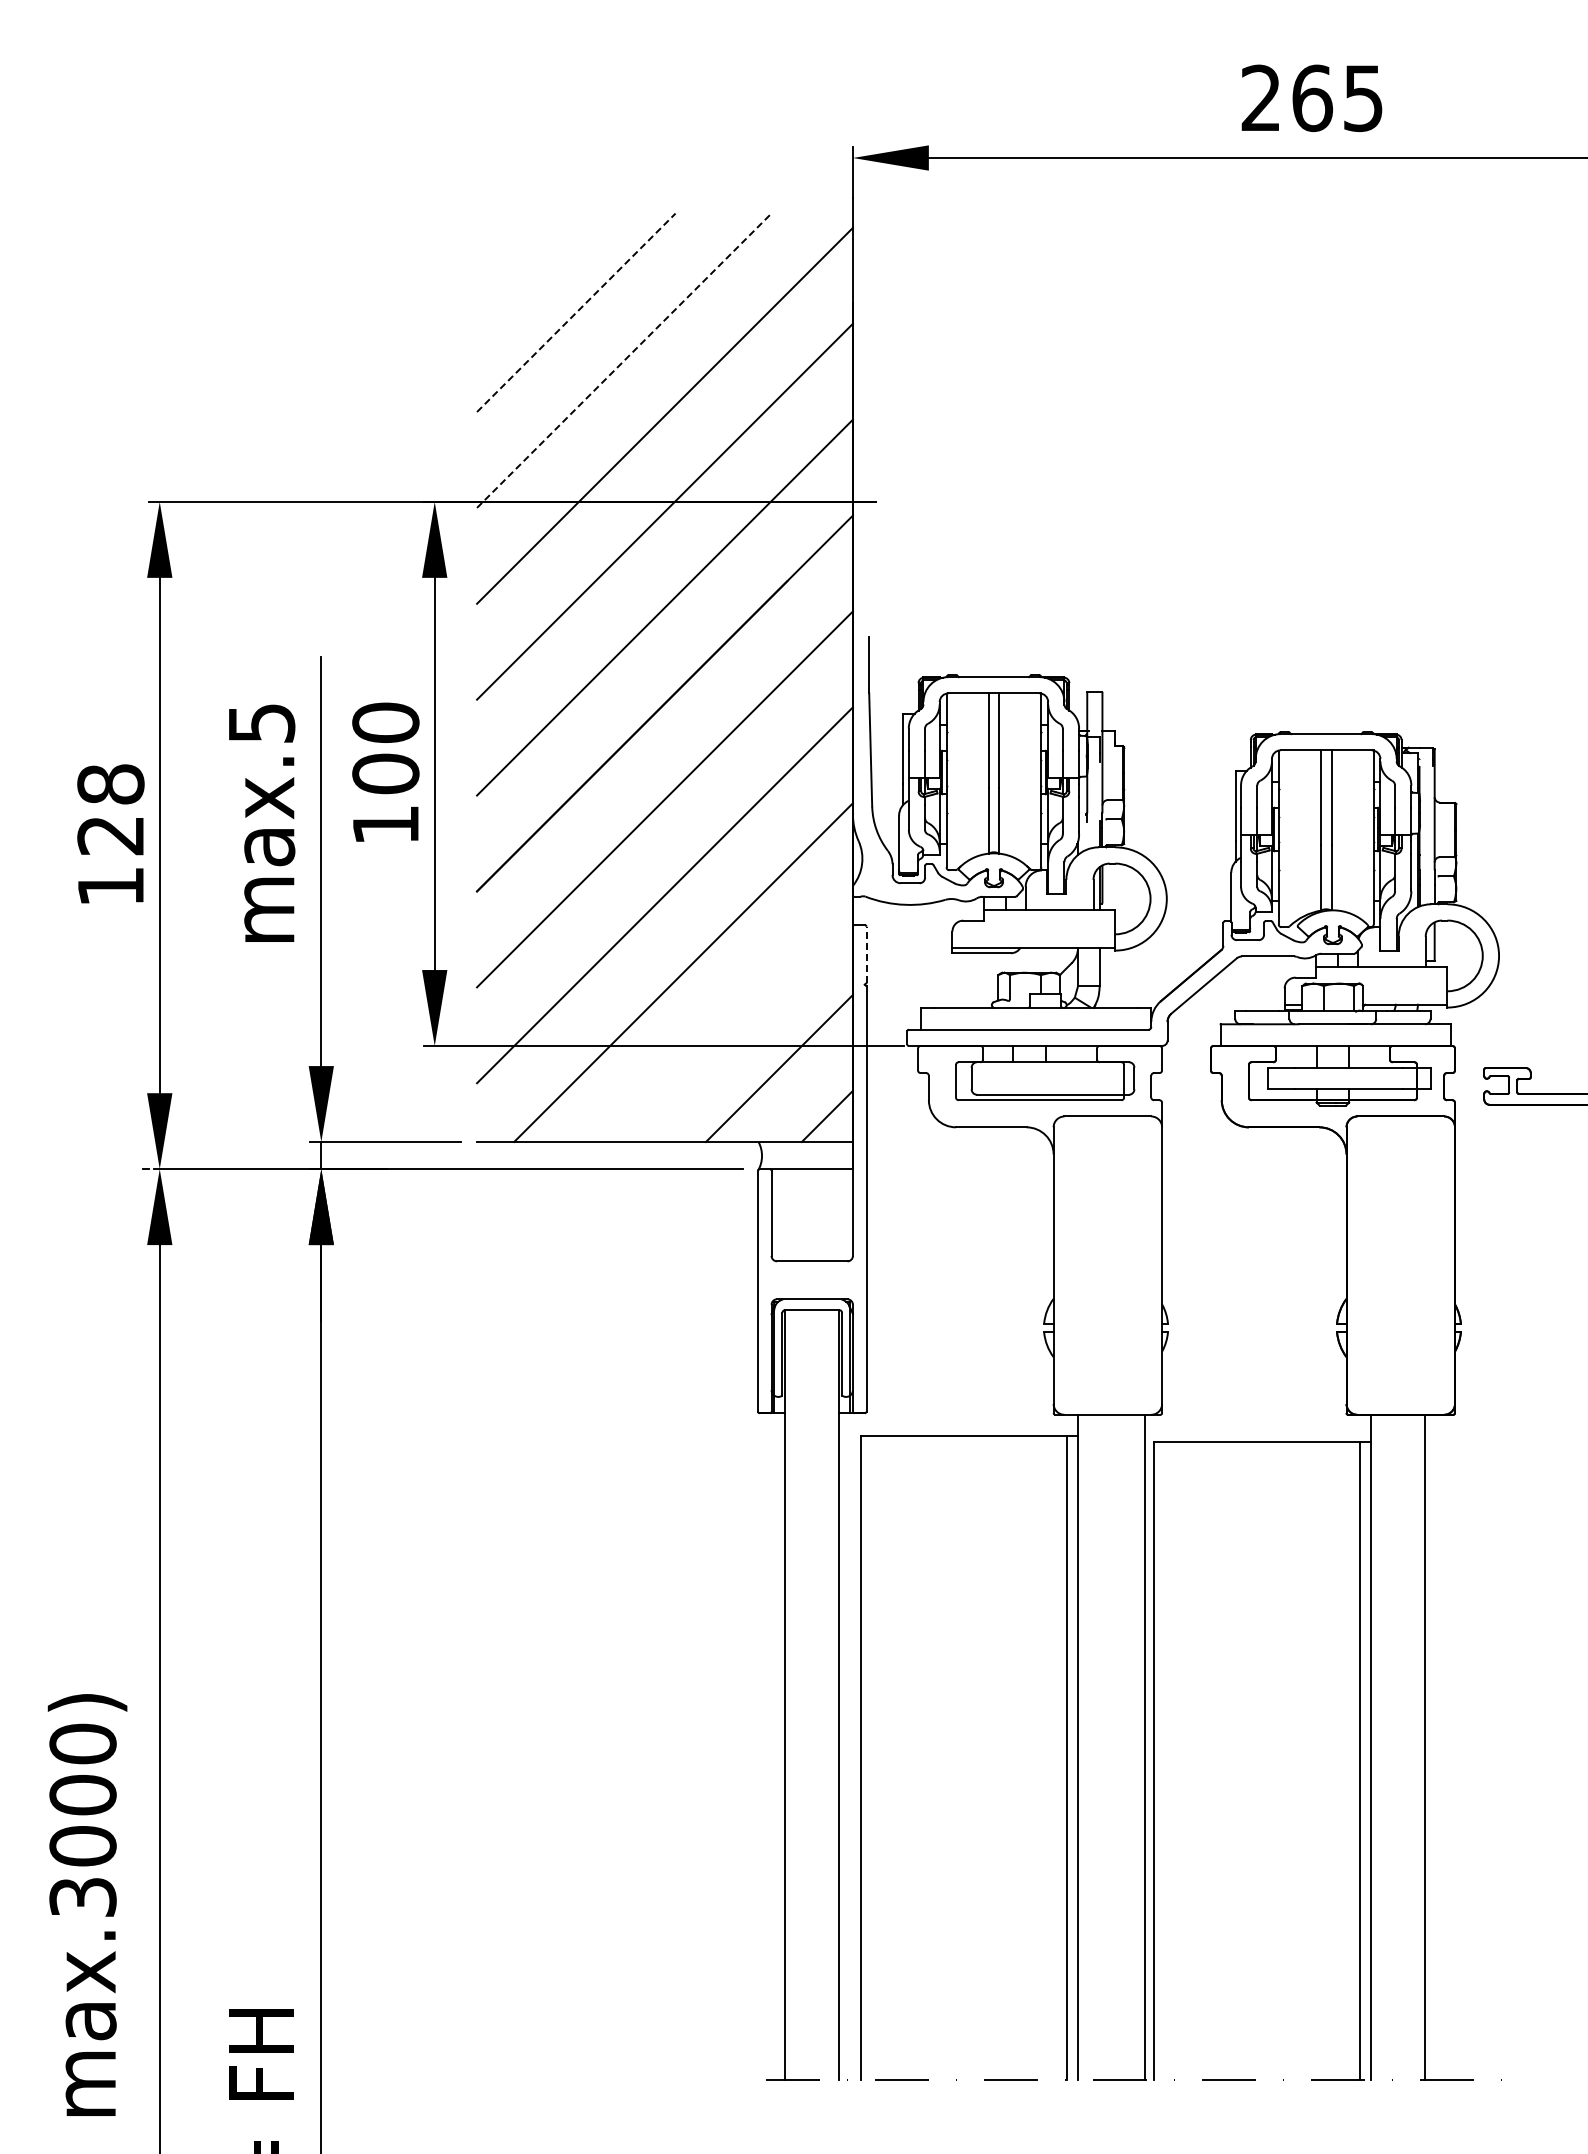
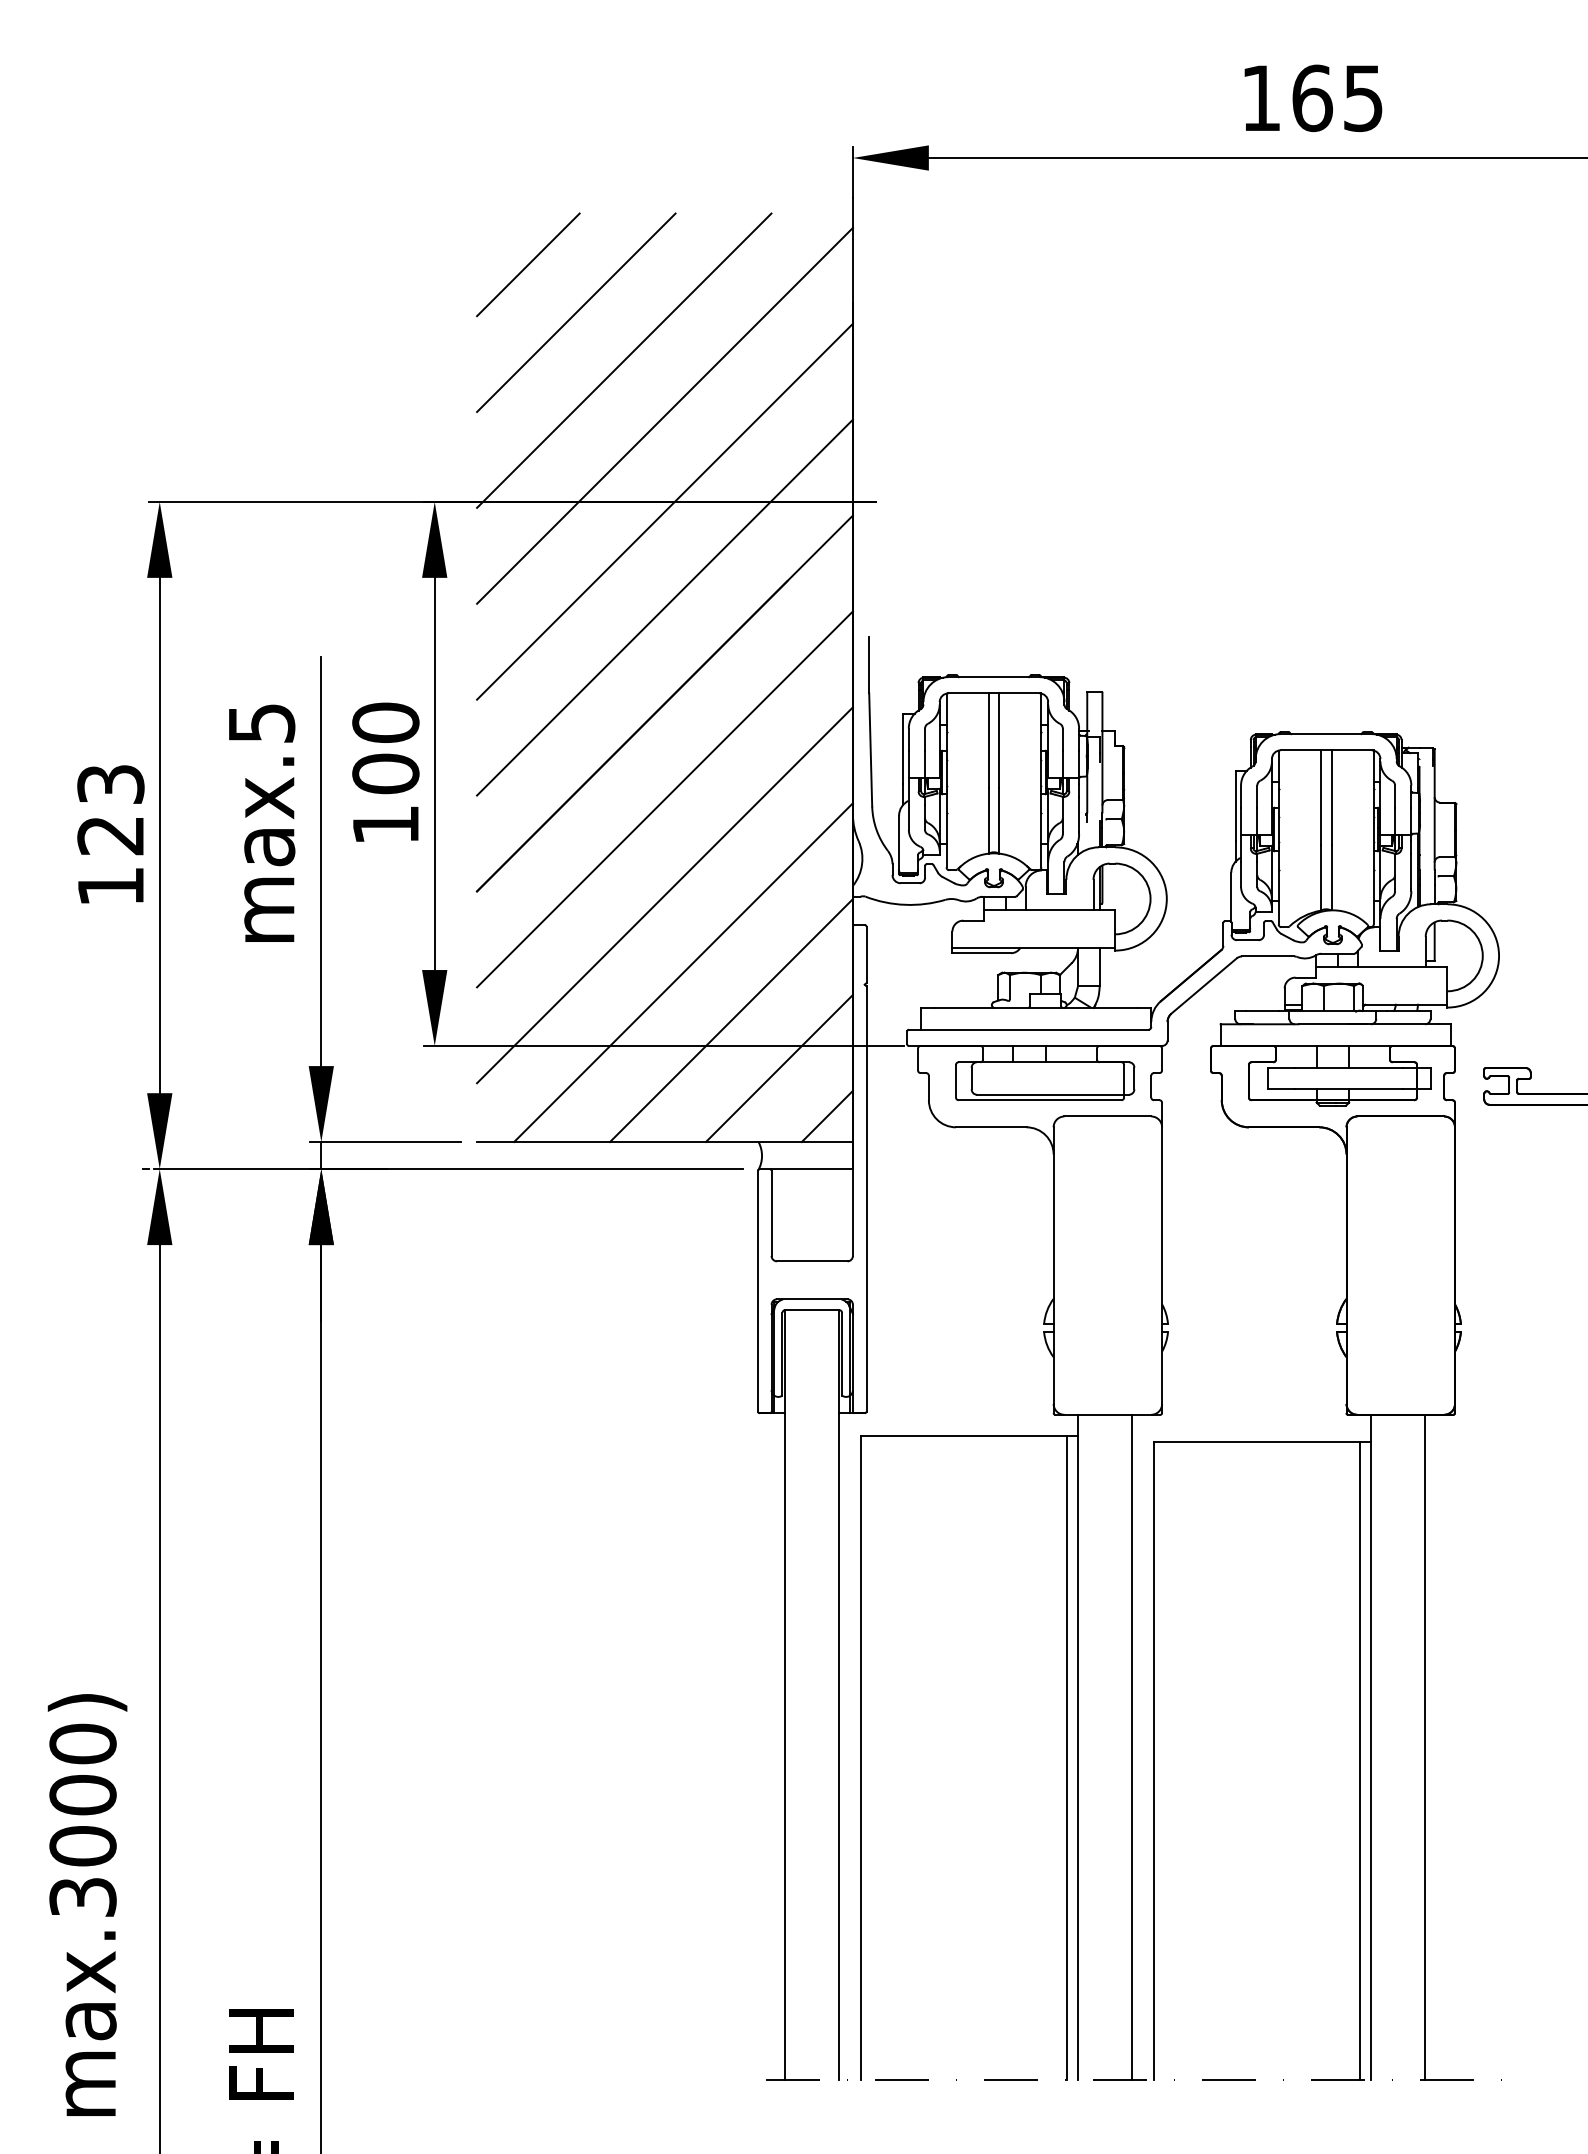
text: 265 -> 165 (1260, 97)
line: none -> present (528, 264)
line: dashed -> solid (576, 312)
line: dashed -> solid (624, 360)
text: 128 -> 123 (110, 784)
line: dashed -> solid (866, 954)
line: none -> present (731, 1020)
line position: (1145, 1746) -> (1132, 1746) (1132, 1746)
